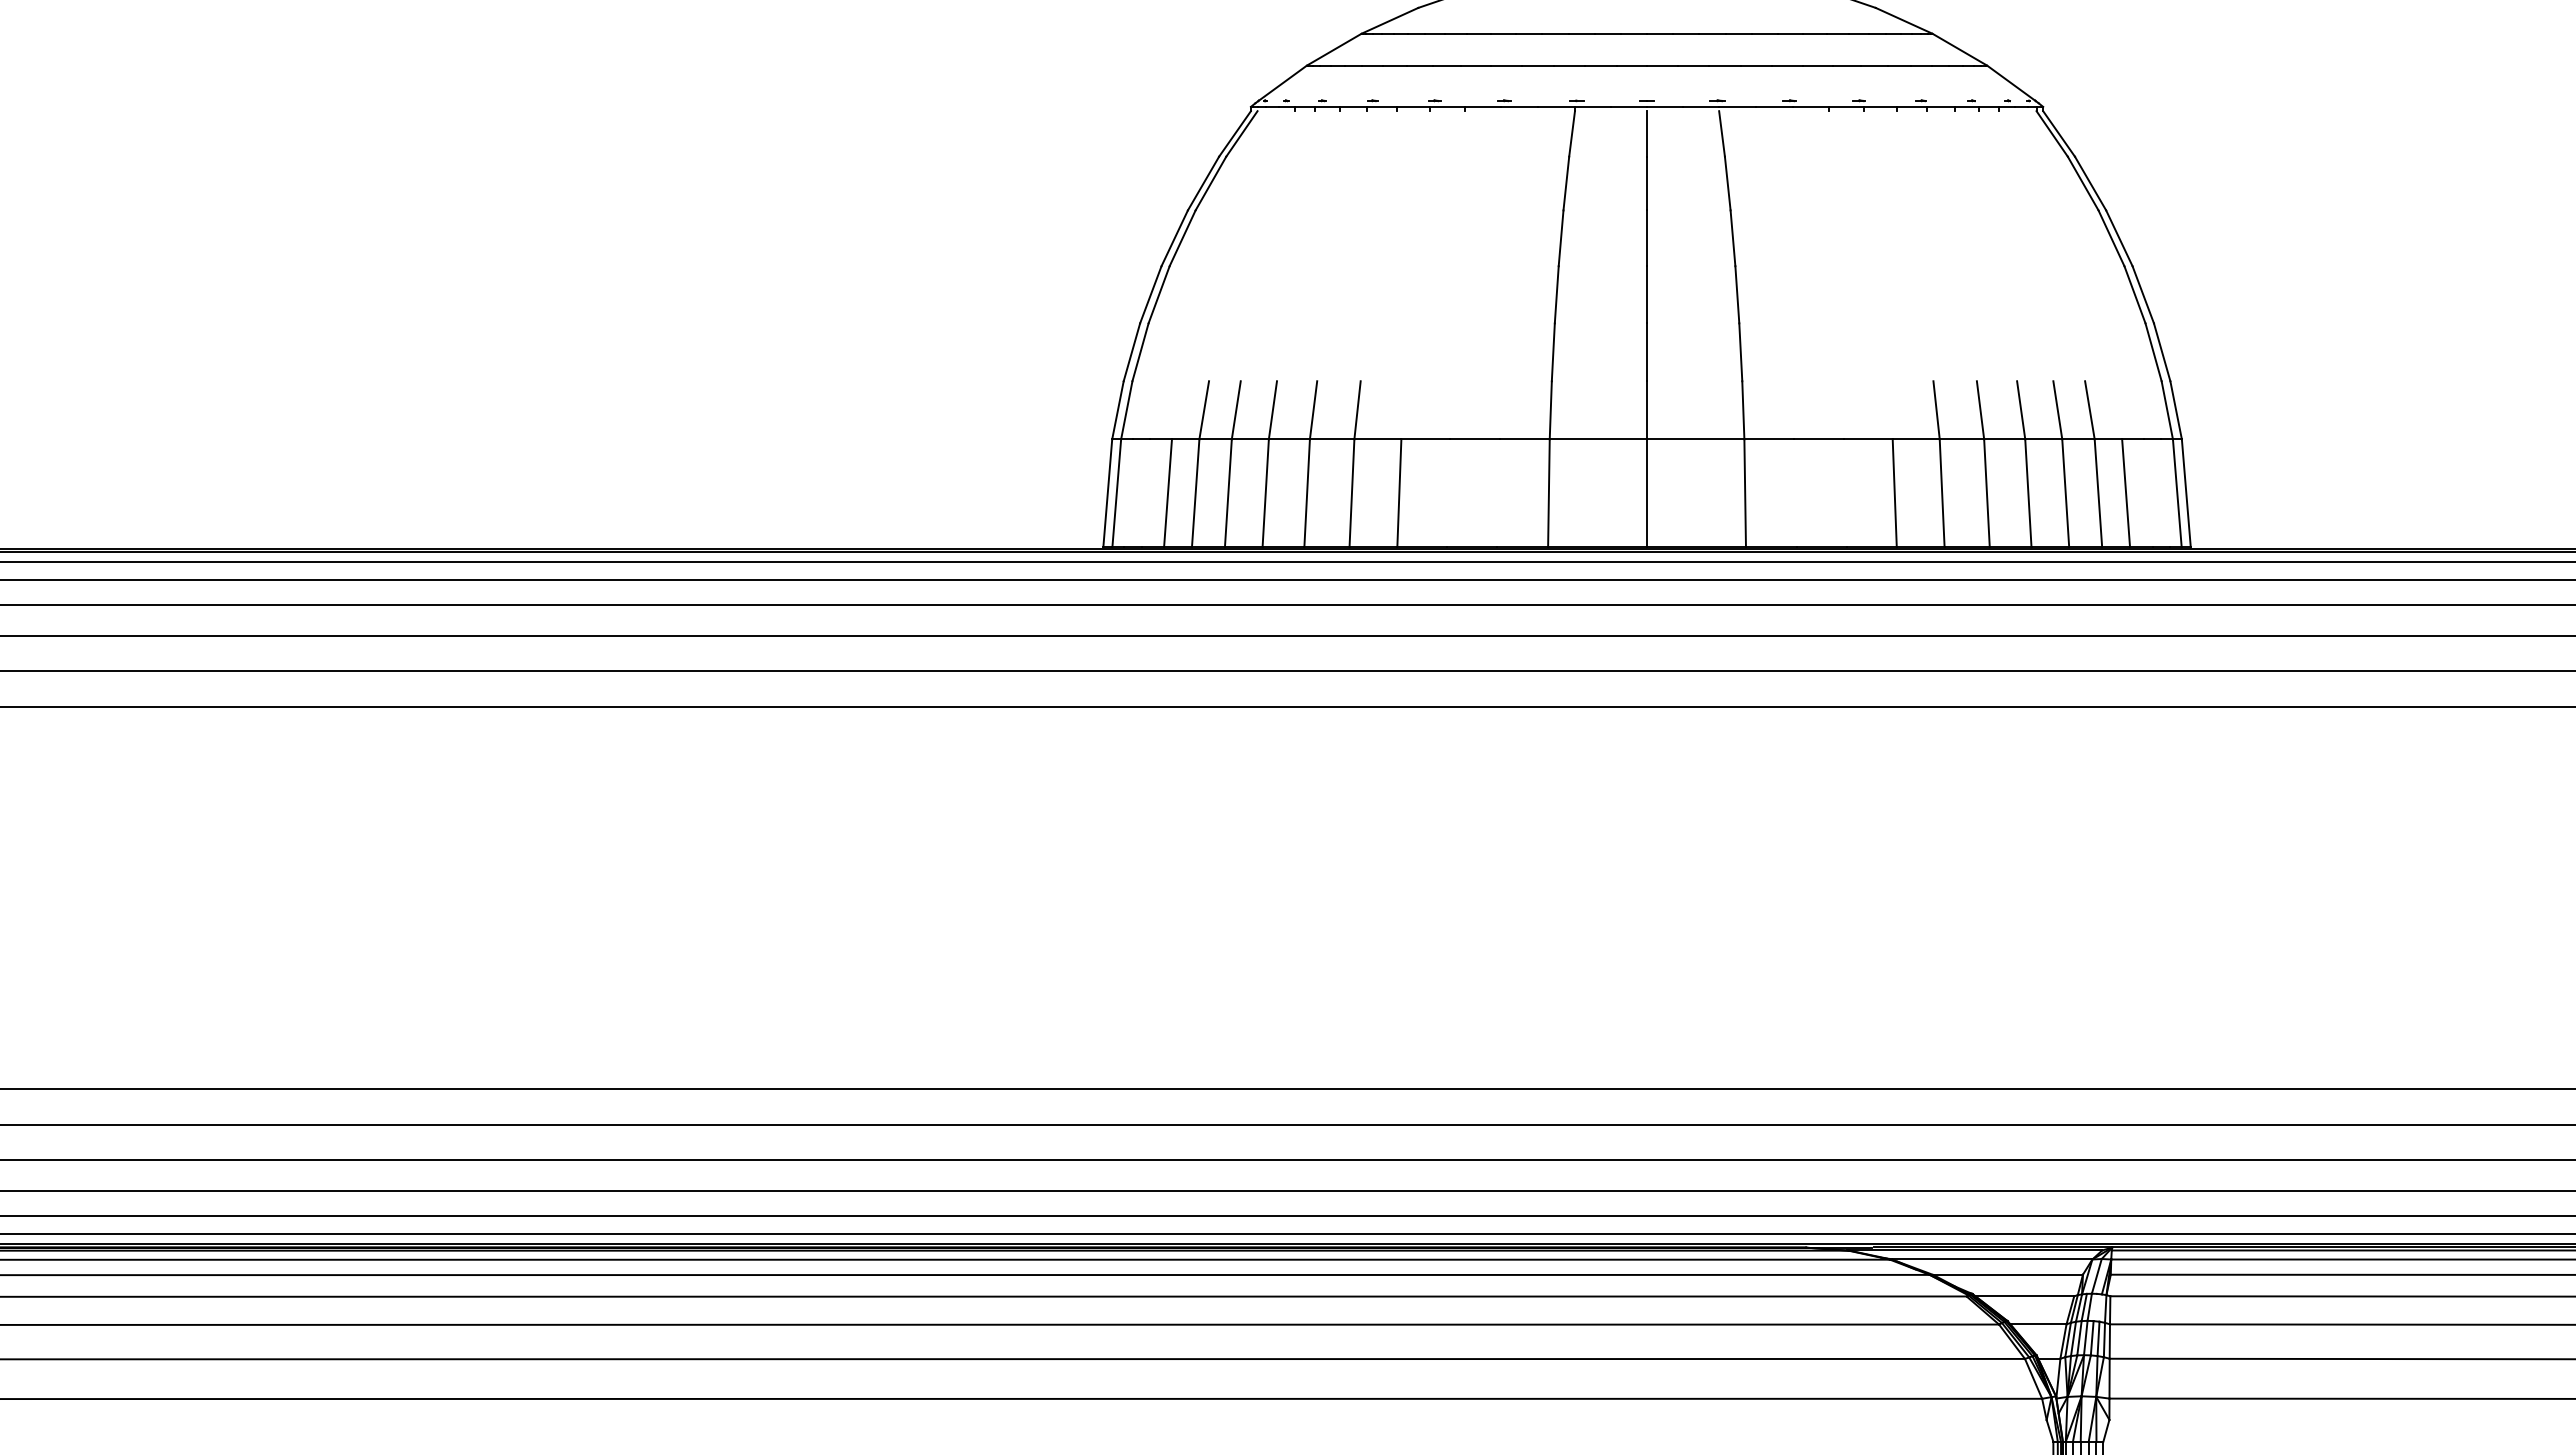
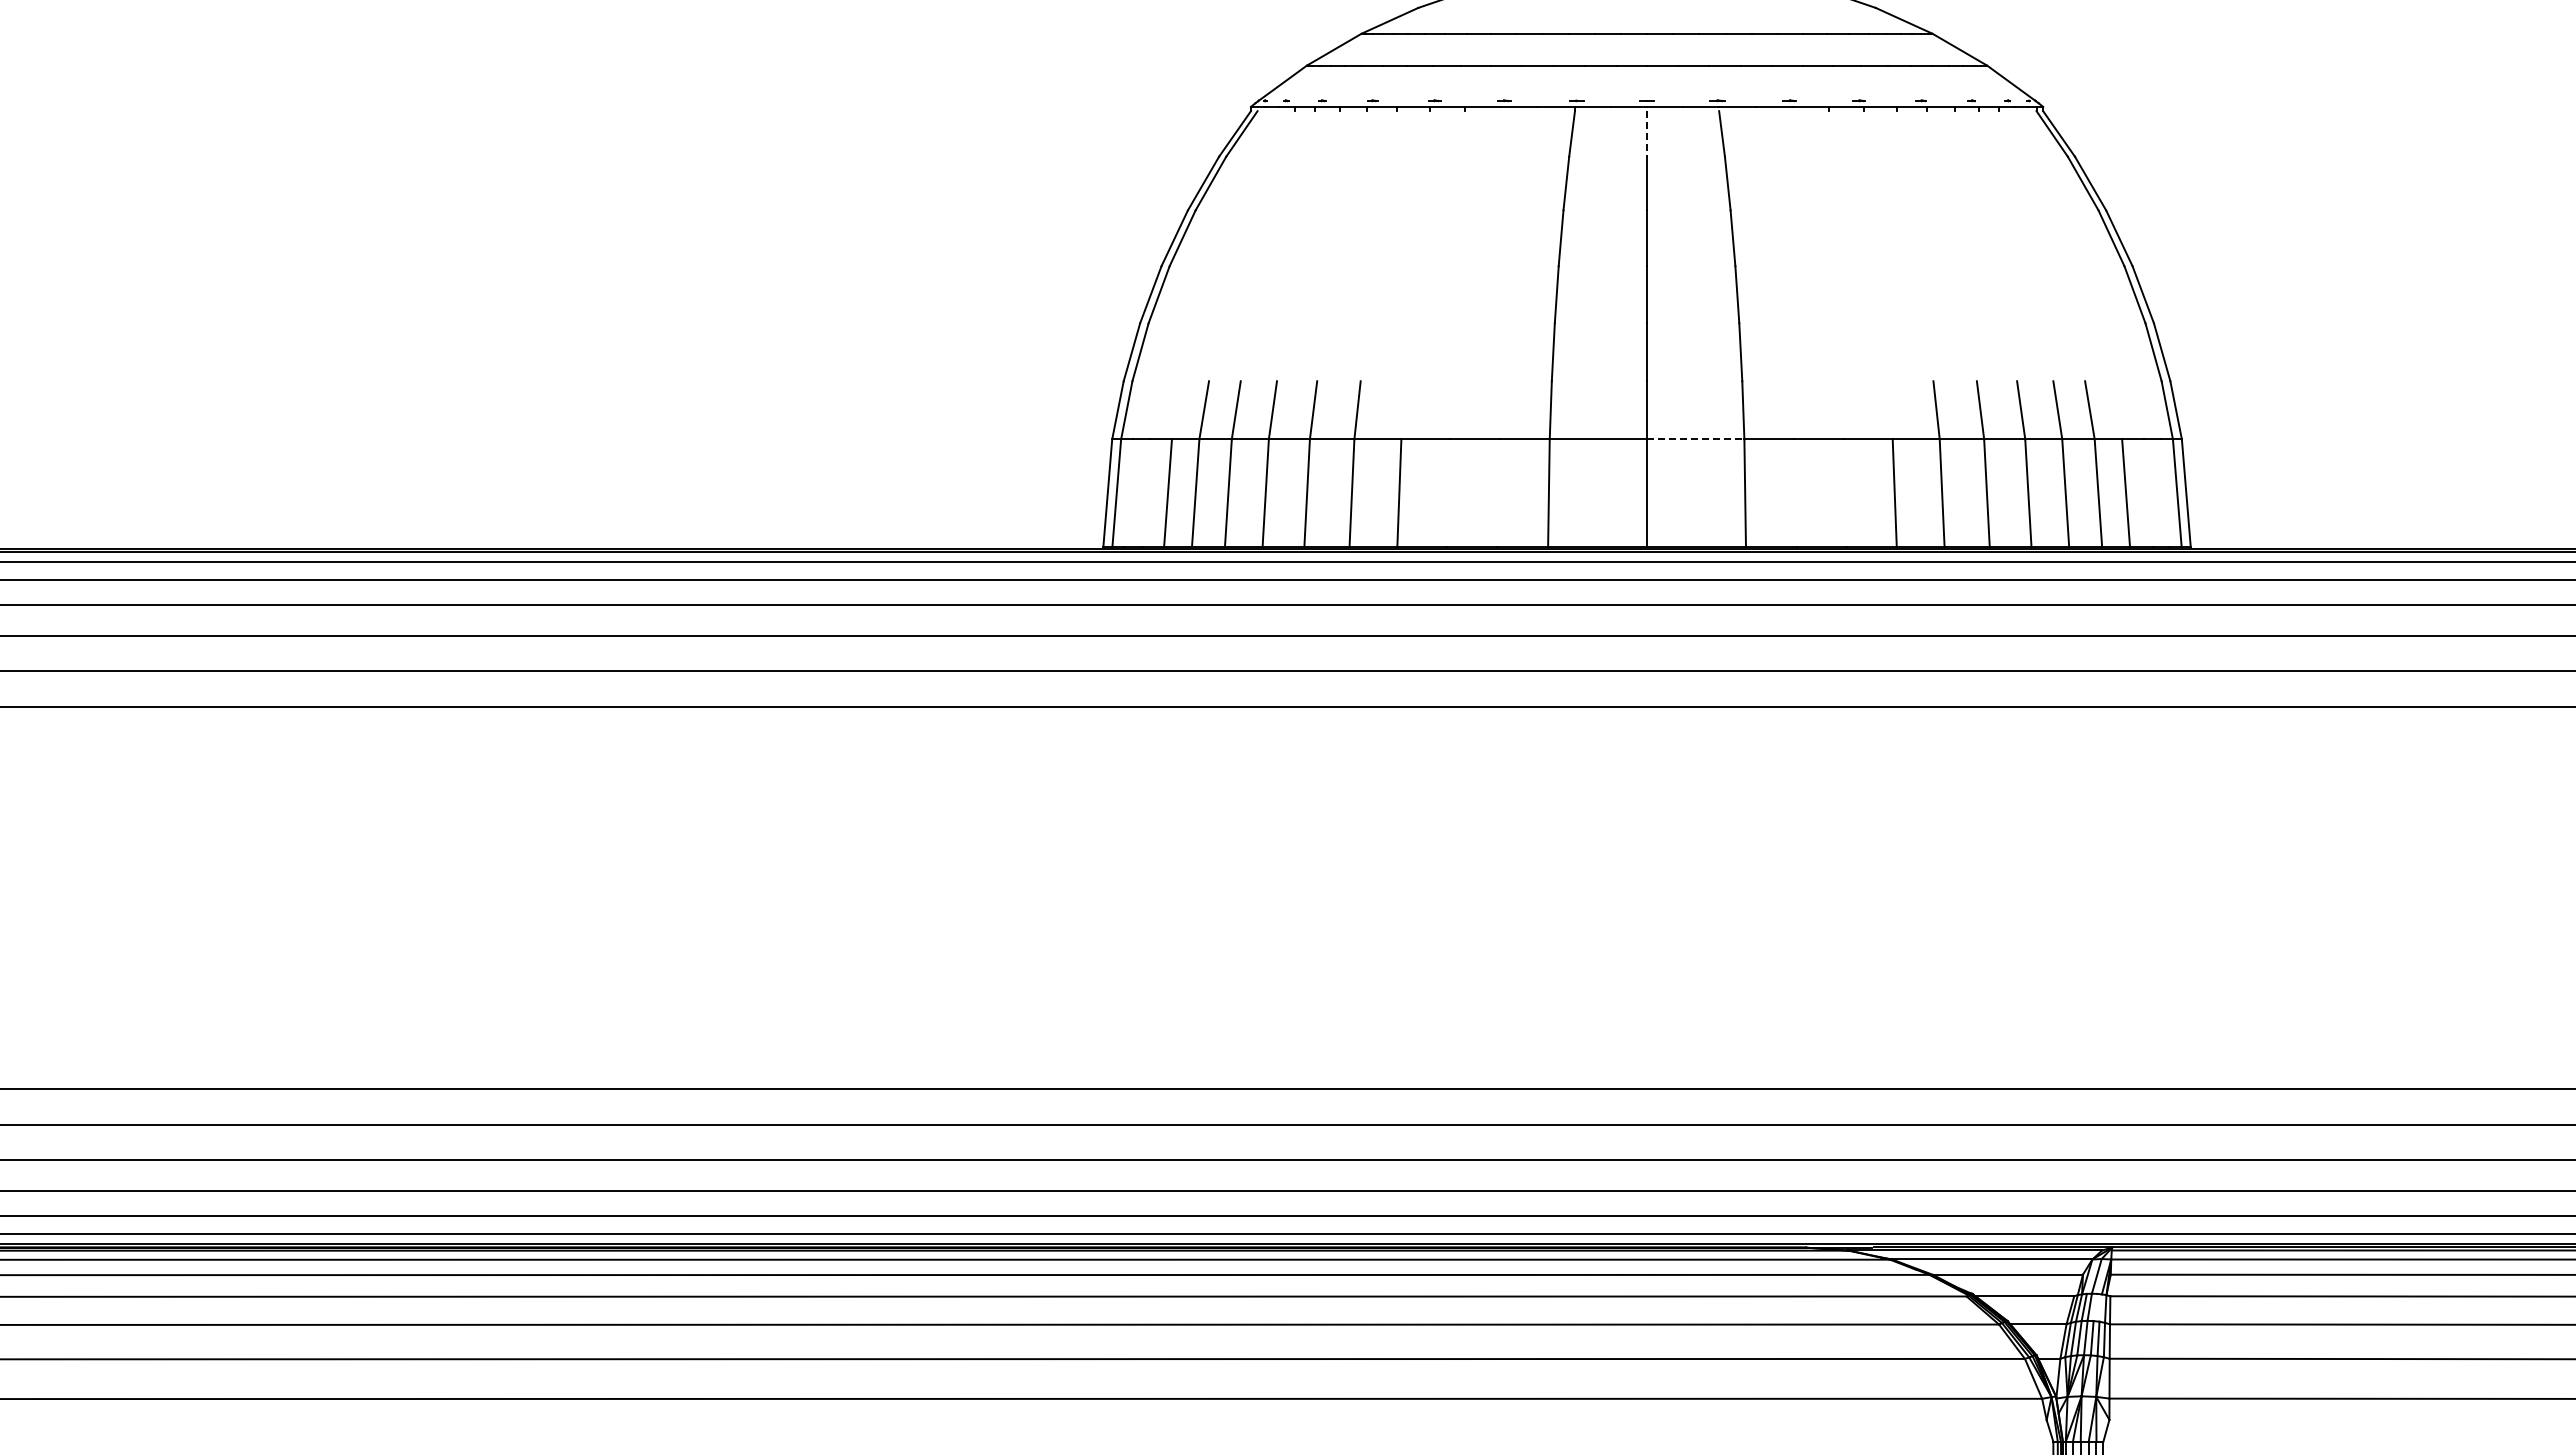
line: solid -> dashed (1647, 133)
line: solid -> dashed (1695, 439)
